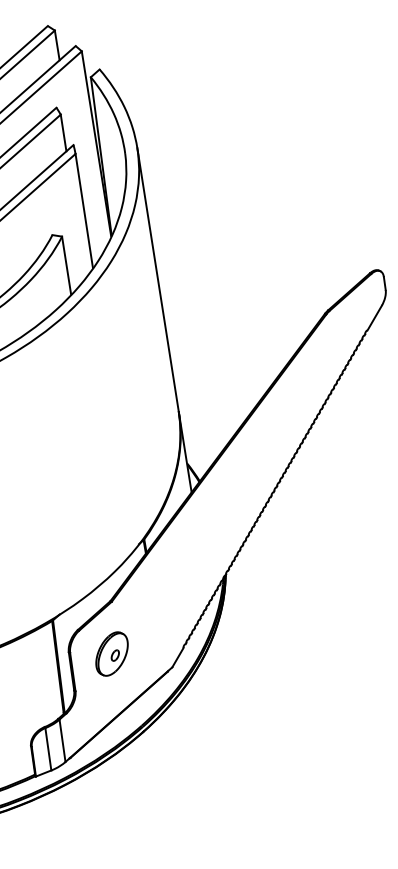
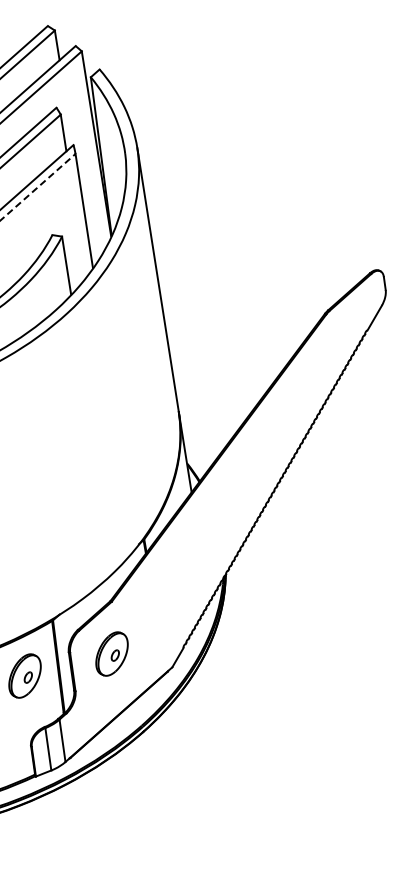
line: solid -> dashed (38, 187)
part: none -> present (24, 675)
